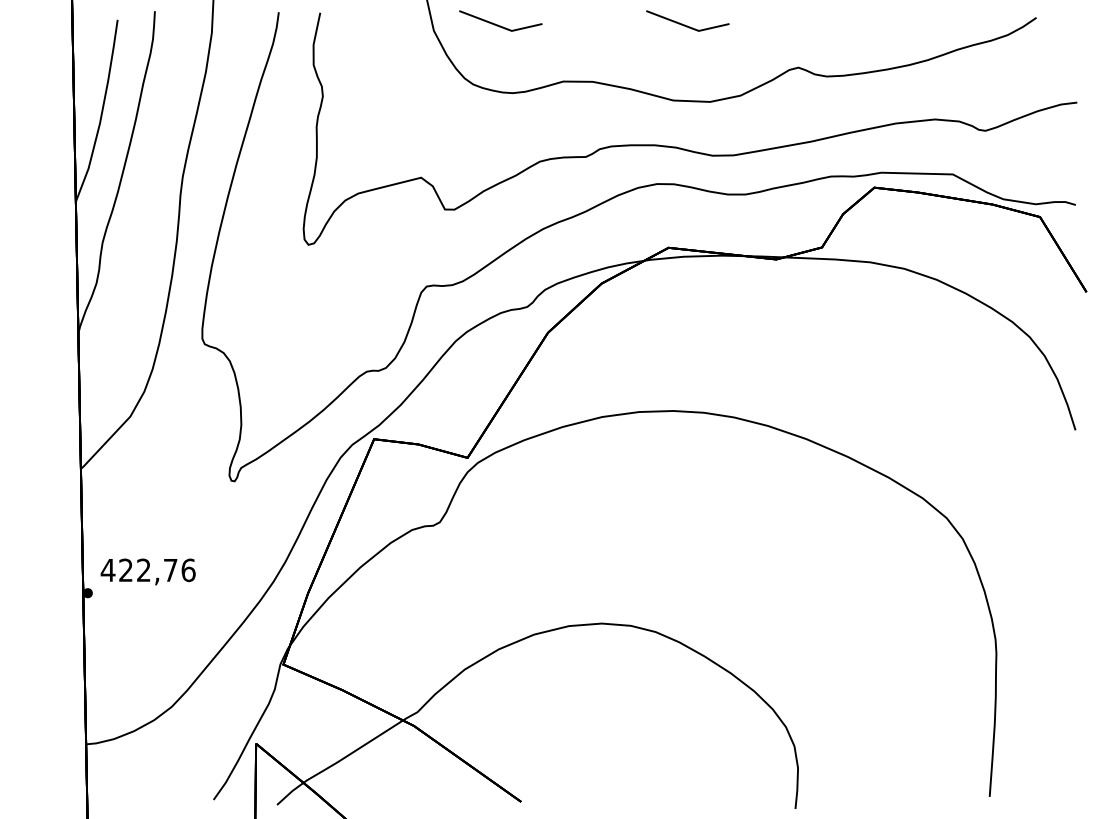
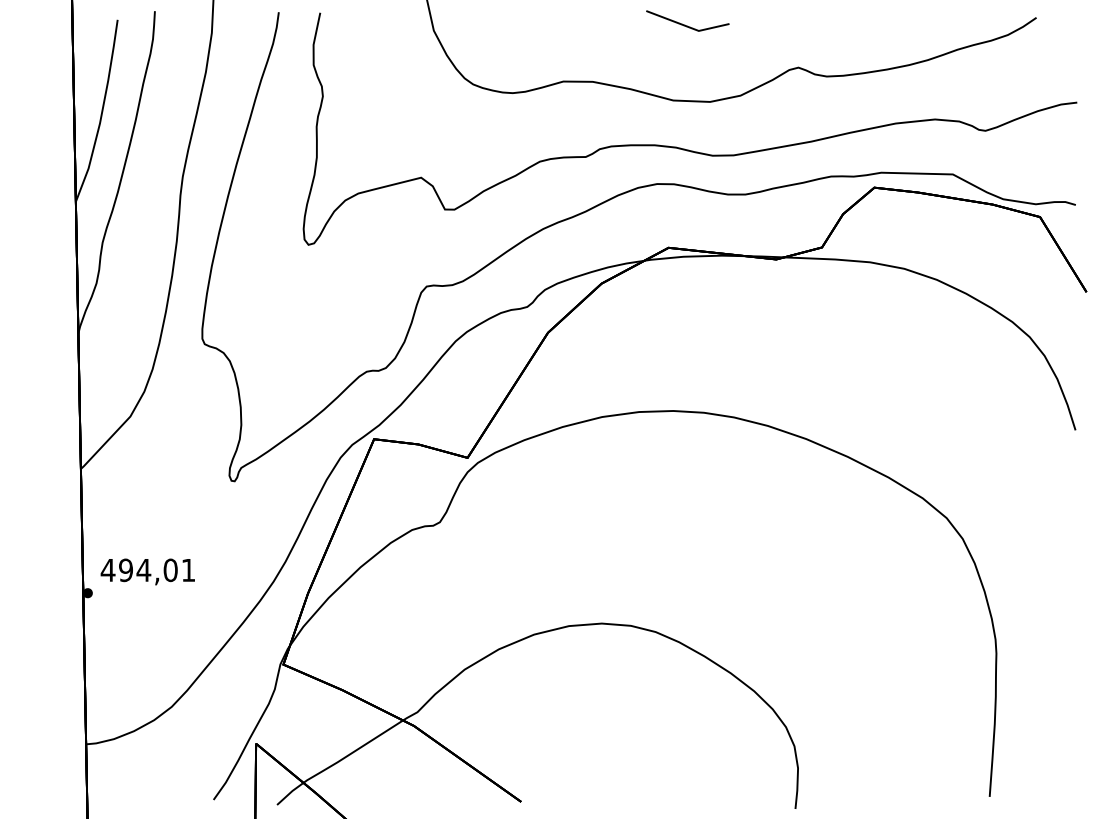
line: present -> none (498, 24)
text: 422,76 -> 494,01 (157, 570)
